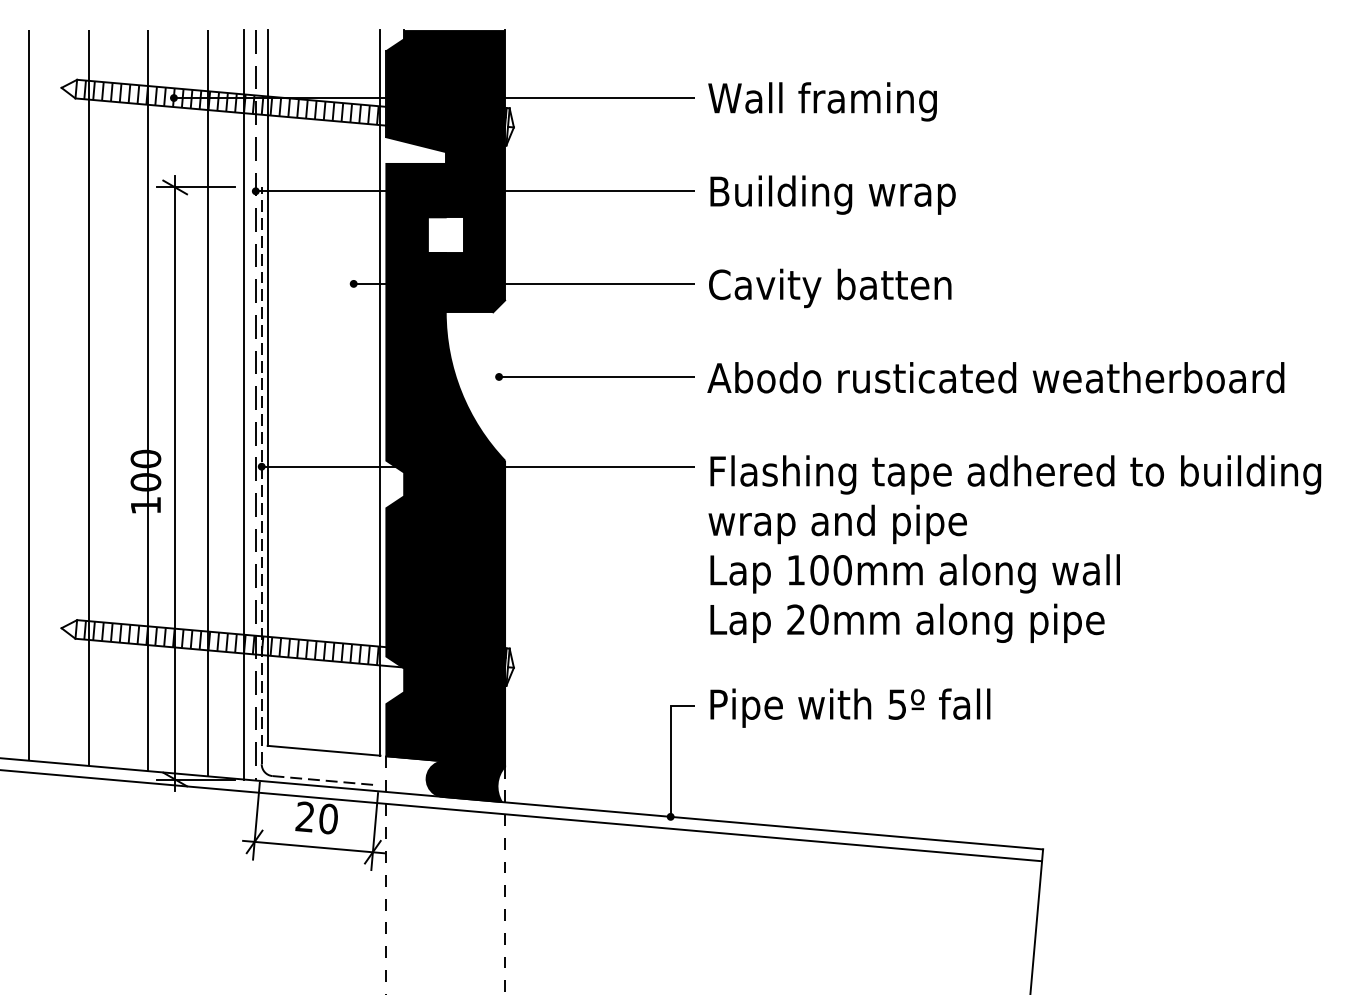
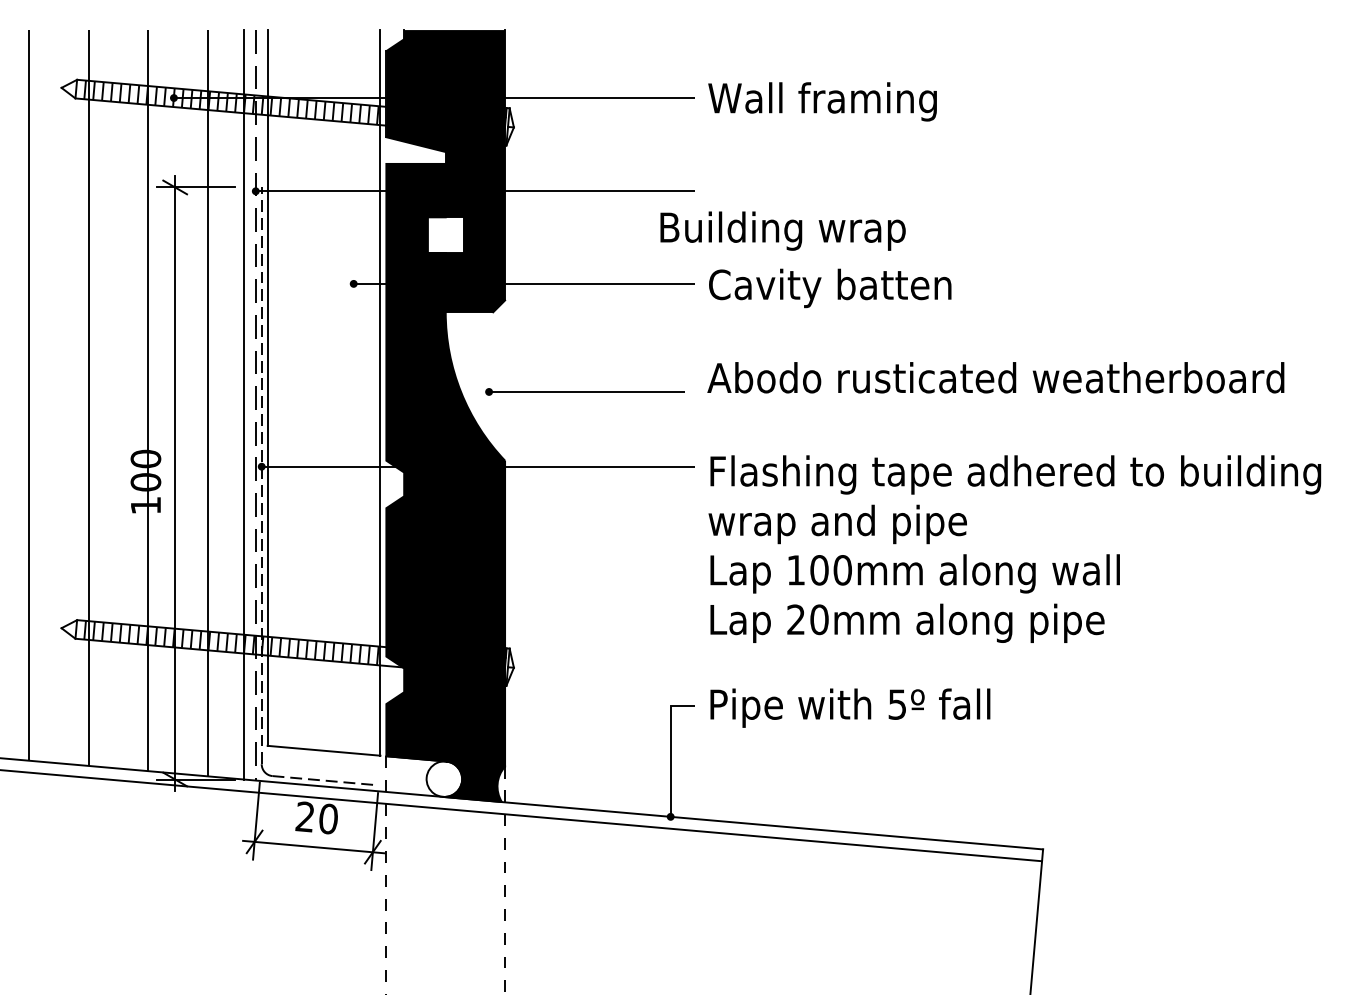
text position: (832, 194) -> (782, 230) (782, 230)
part position: (594, 376) -> (584, 391) (584, 391)
fill: present -> none (444, 778)
